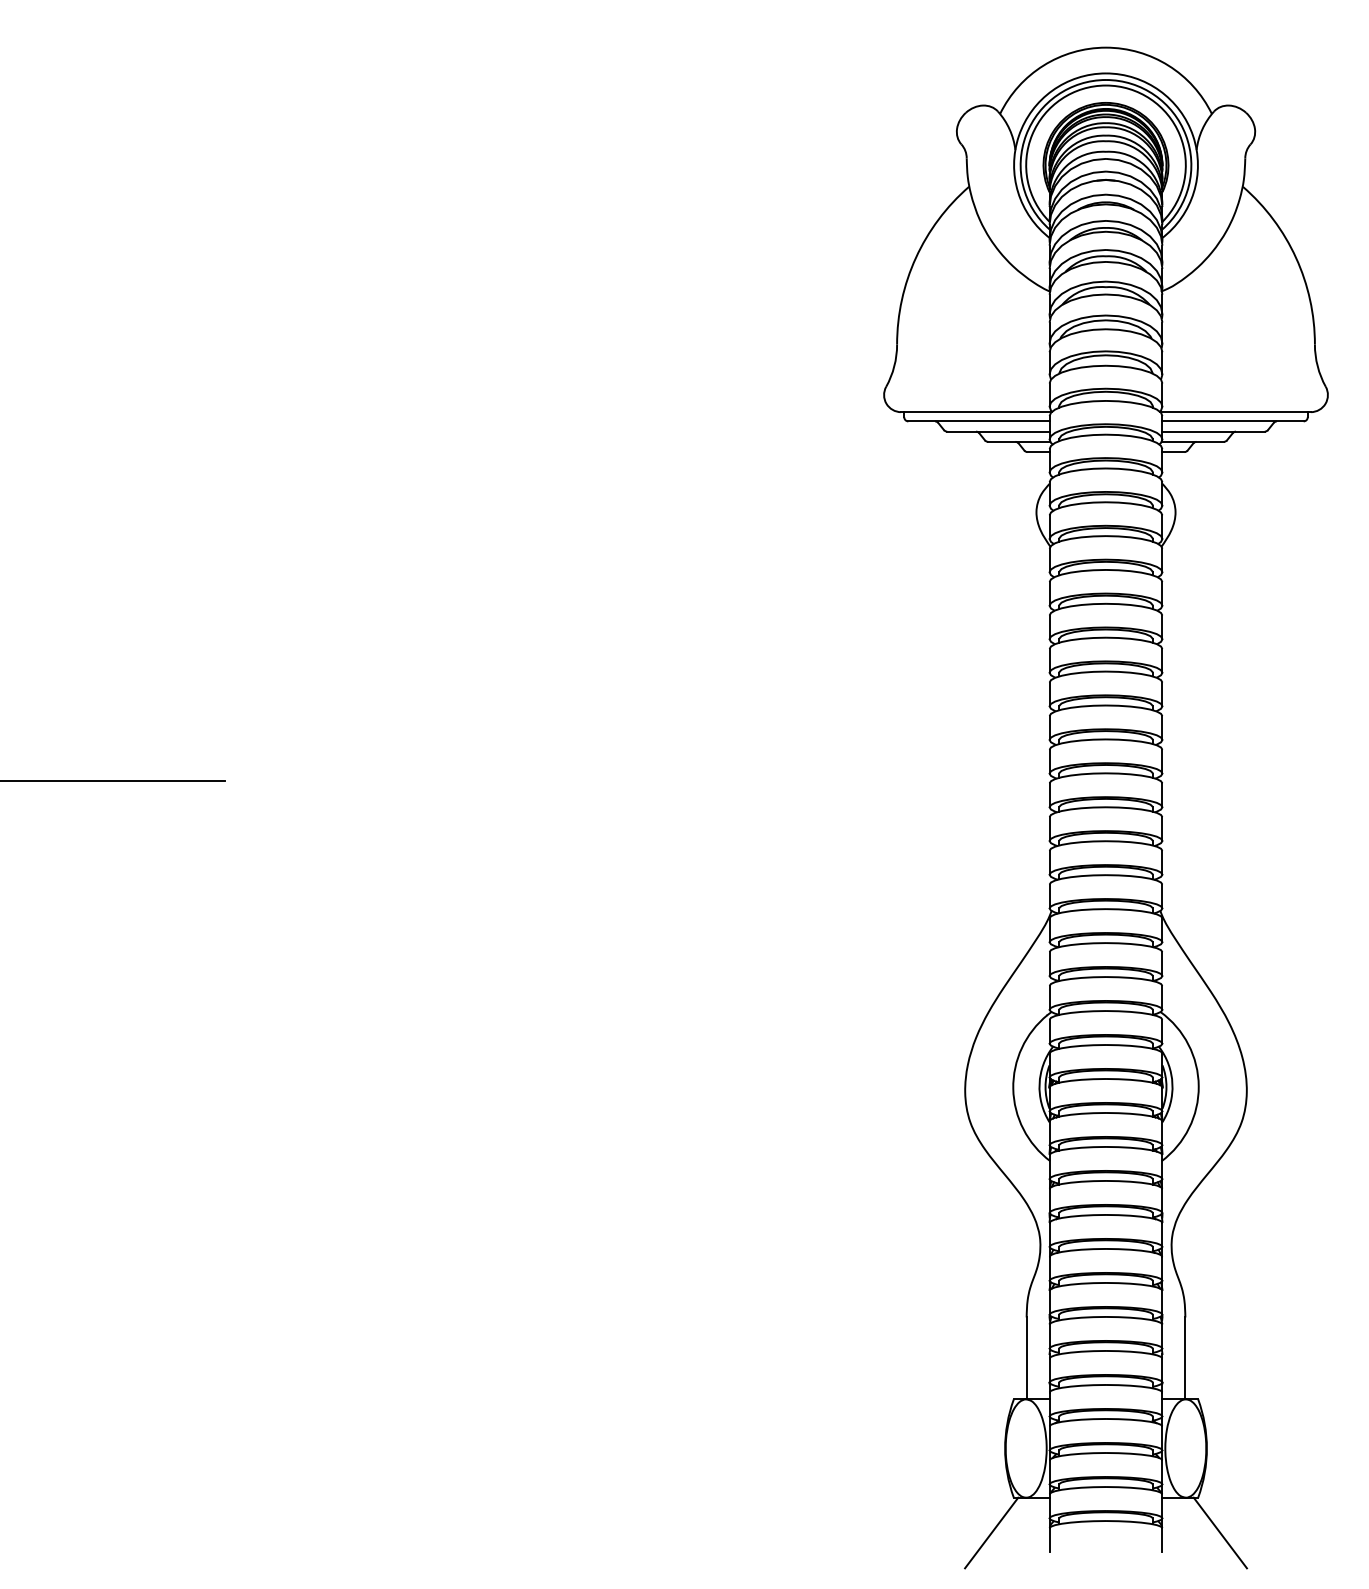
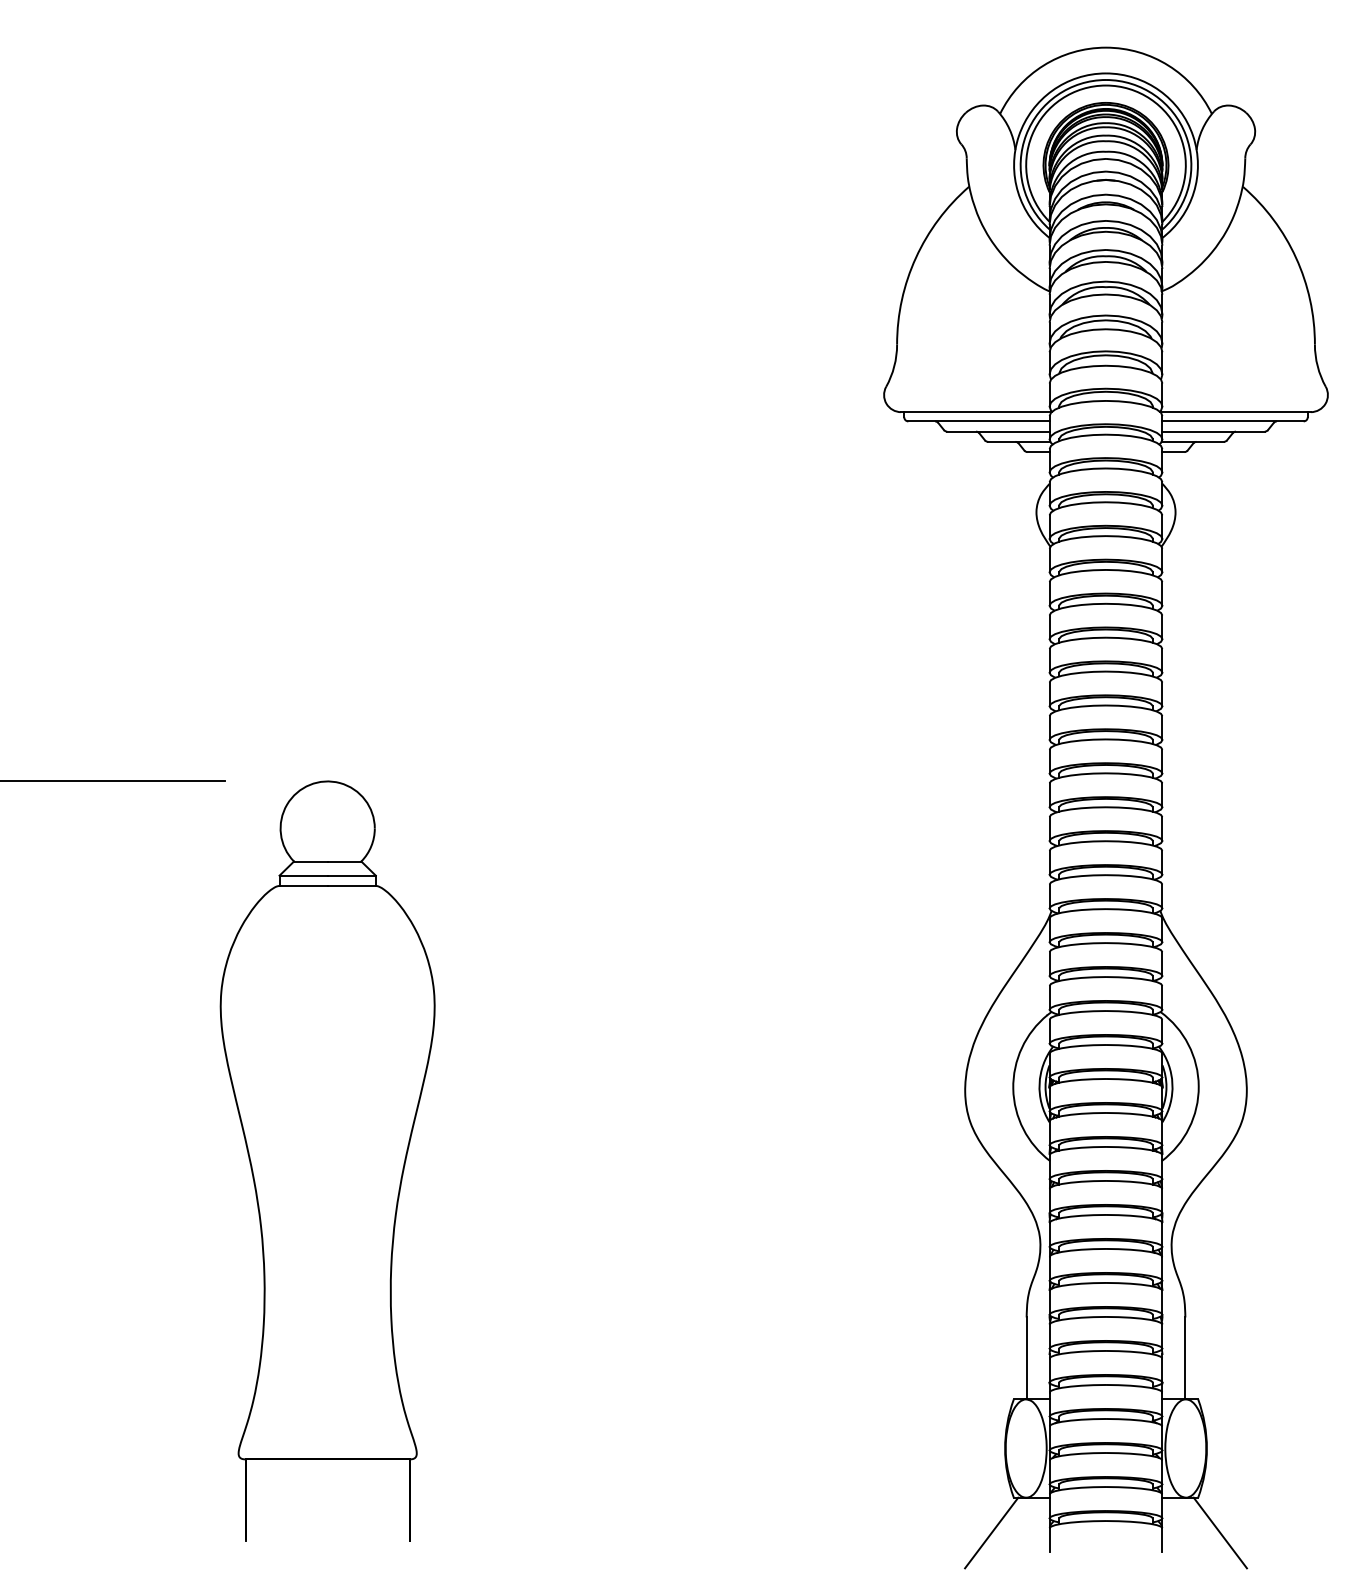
part: none -> present (327, 1160)
